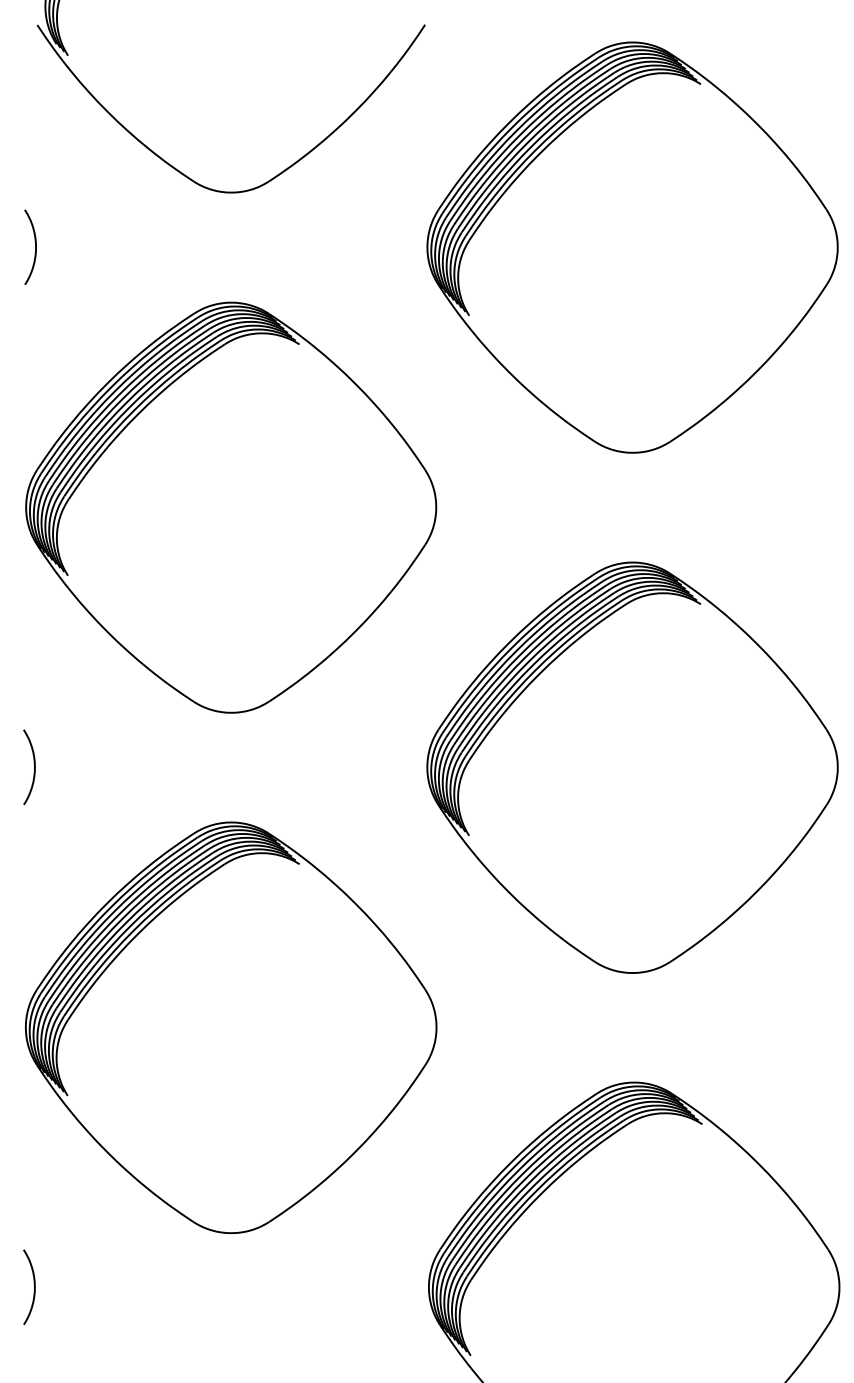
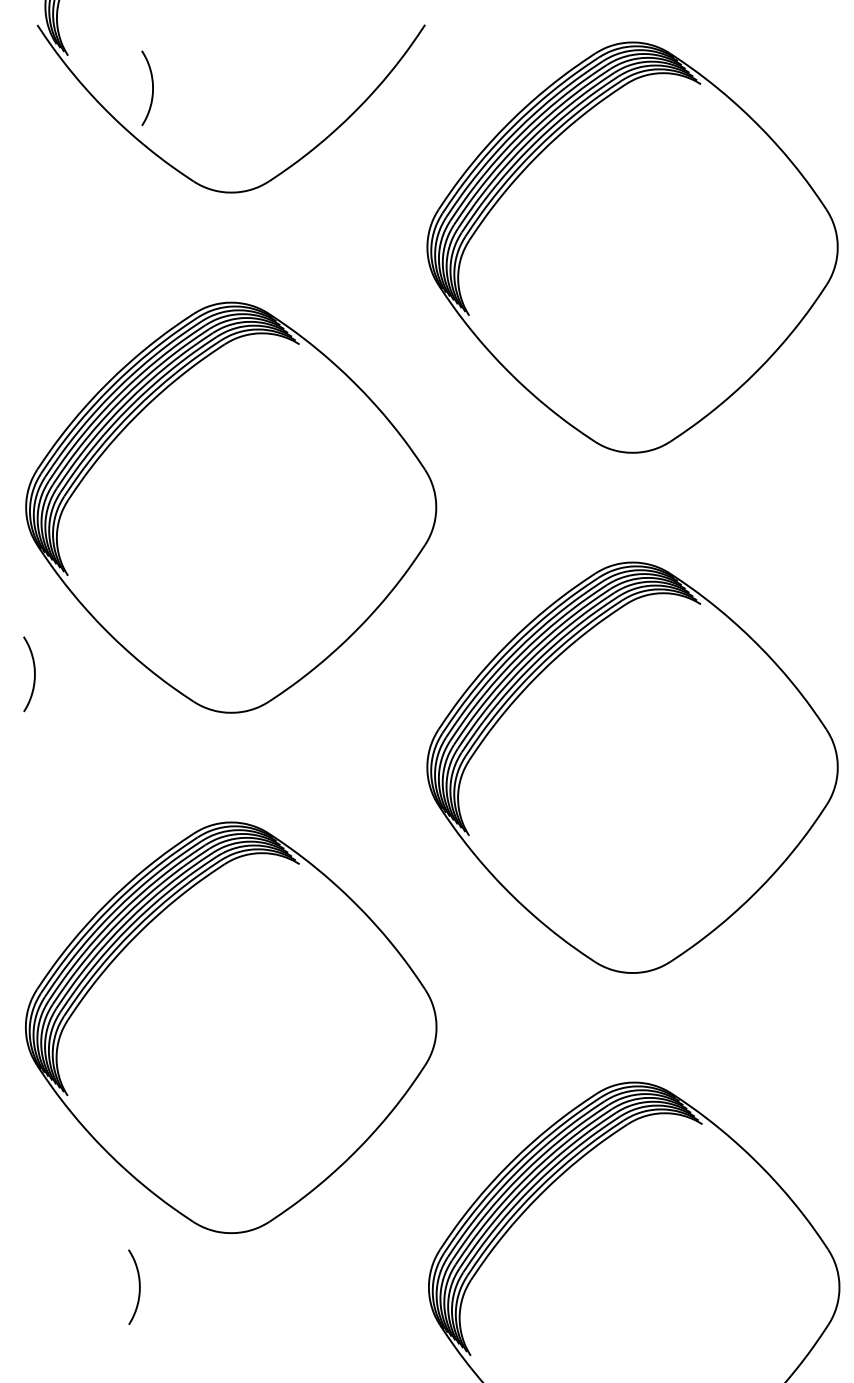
curve position: (35, 246) -> (152, 87) (152, 87)
curve position: (34, 767) -> (34, 674) (34, 674)
curve position: (33, 1284) -> (138, 1284) (138, 1284)
